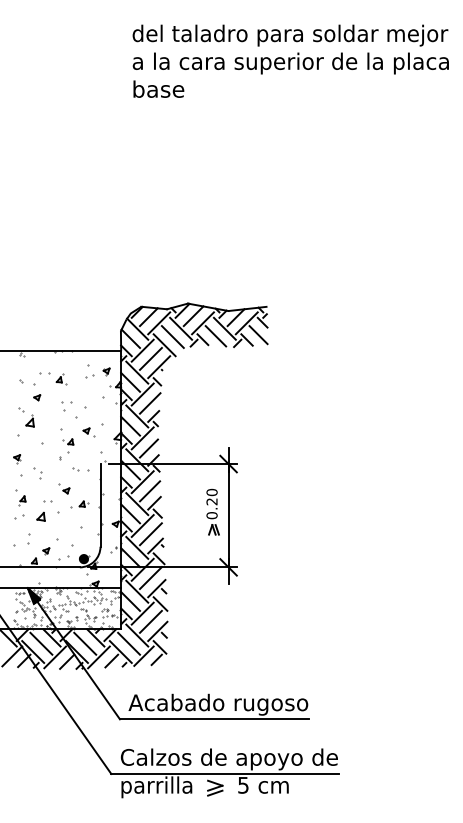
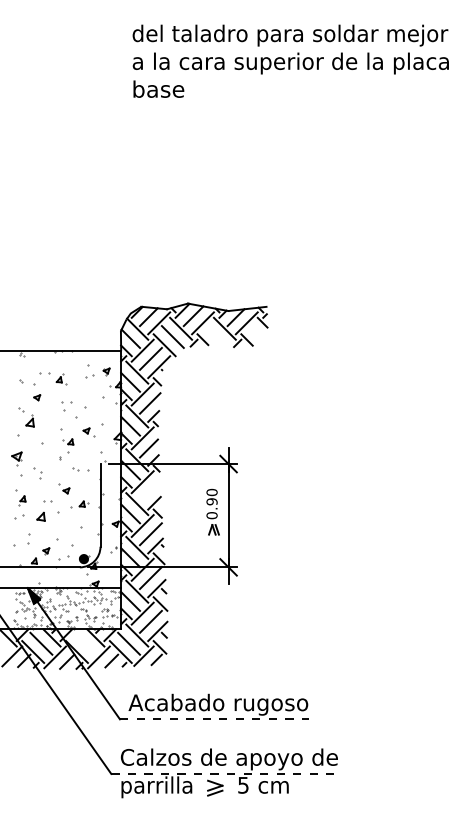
line: present -> none (258, 335)
line: present -> none (215, 336)
part size: 9x11 px -> 12x16 px (16, 458)
line: present -> none (150, 491)
text: 0.20 -> 0.90 (211, 501)
line: present -> none (85, 643)
line: solid -> dashed (214, 719)
line: solid -> dashed (225, 773)
